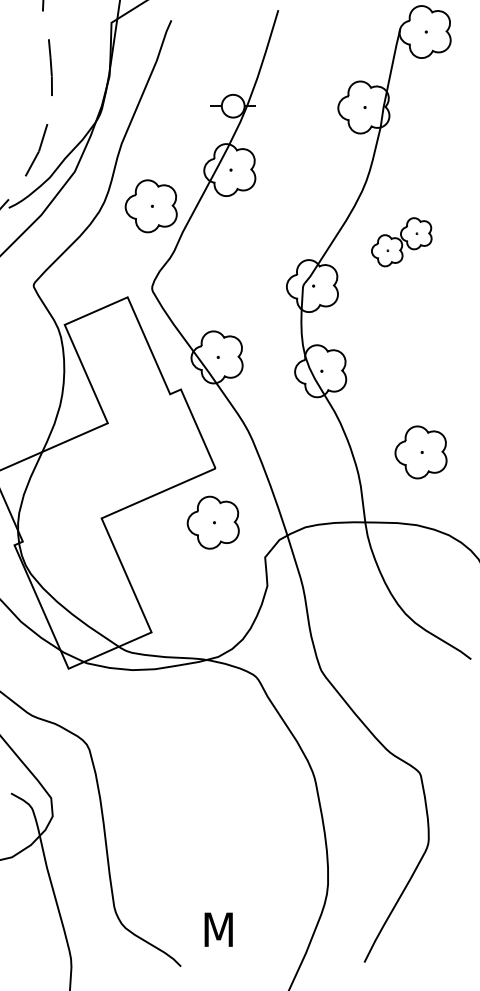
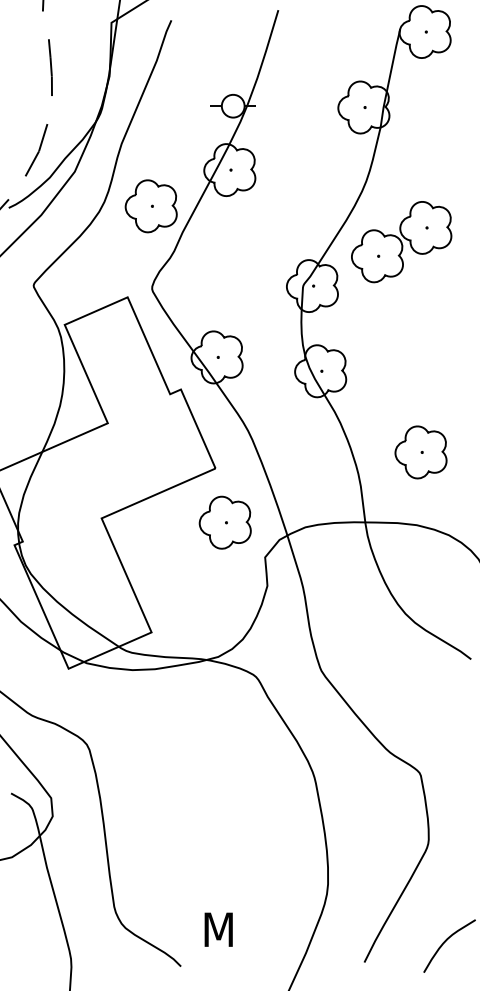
part size: 62x51 px -> 102x83 px (401, 242)
part position: (212, 522) -> (224, 522) (224, 522)
curve: none -> present (446, 941)
